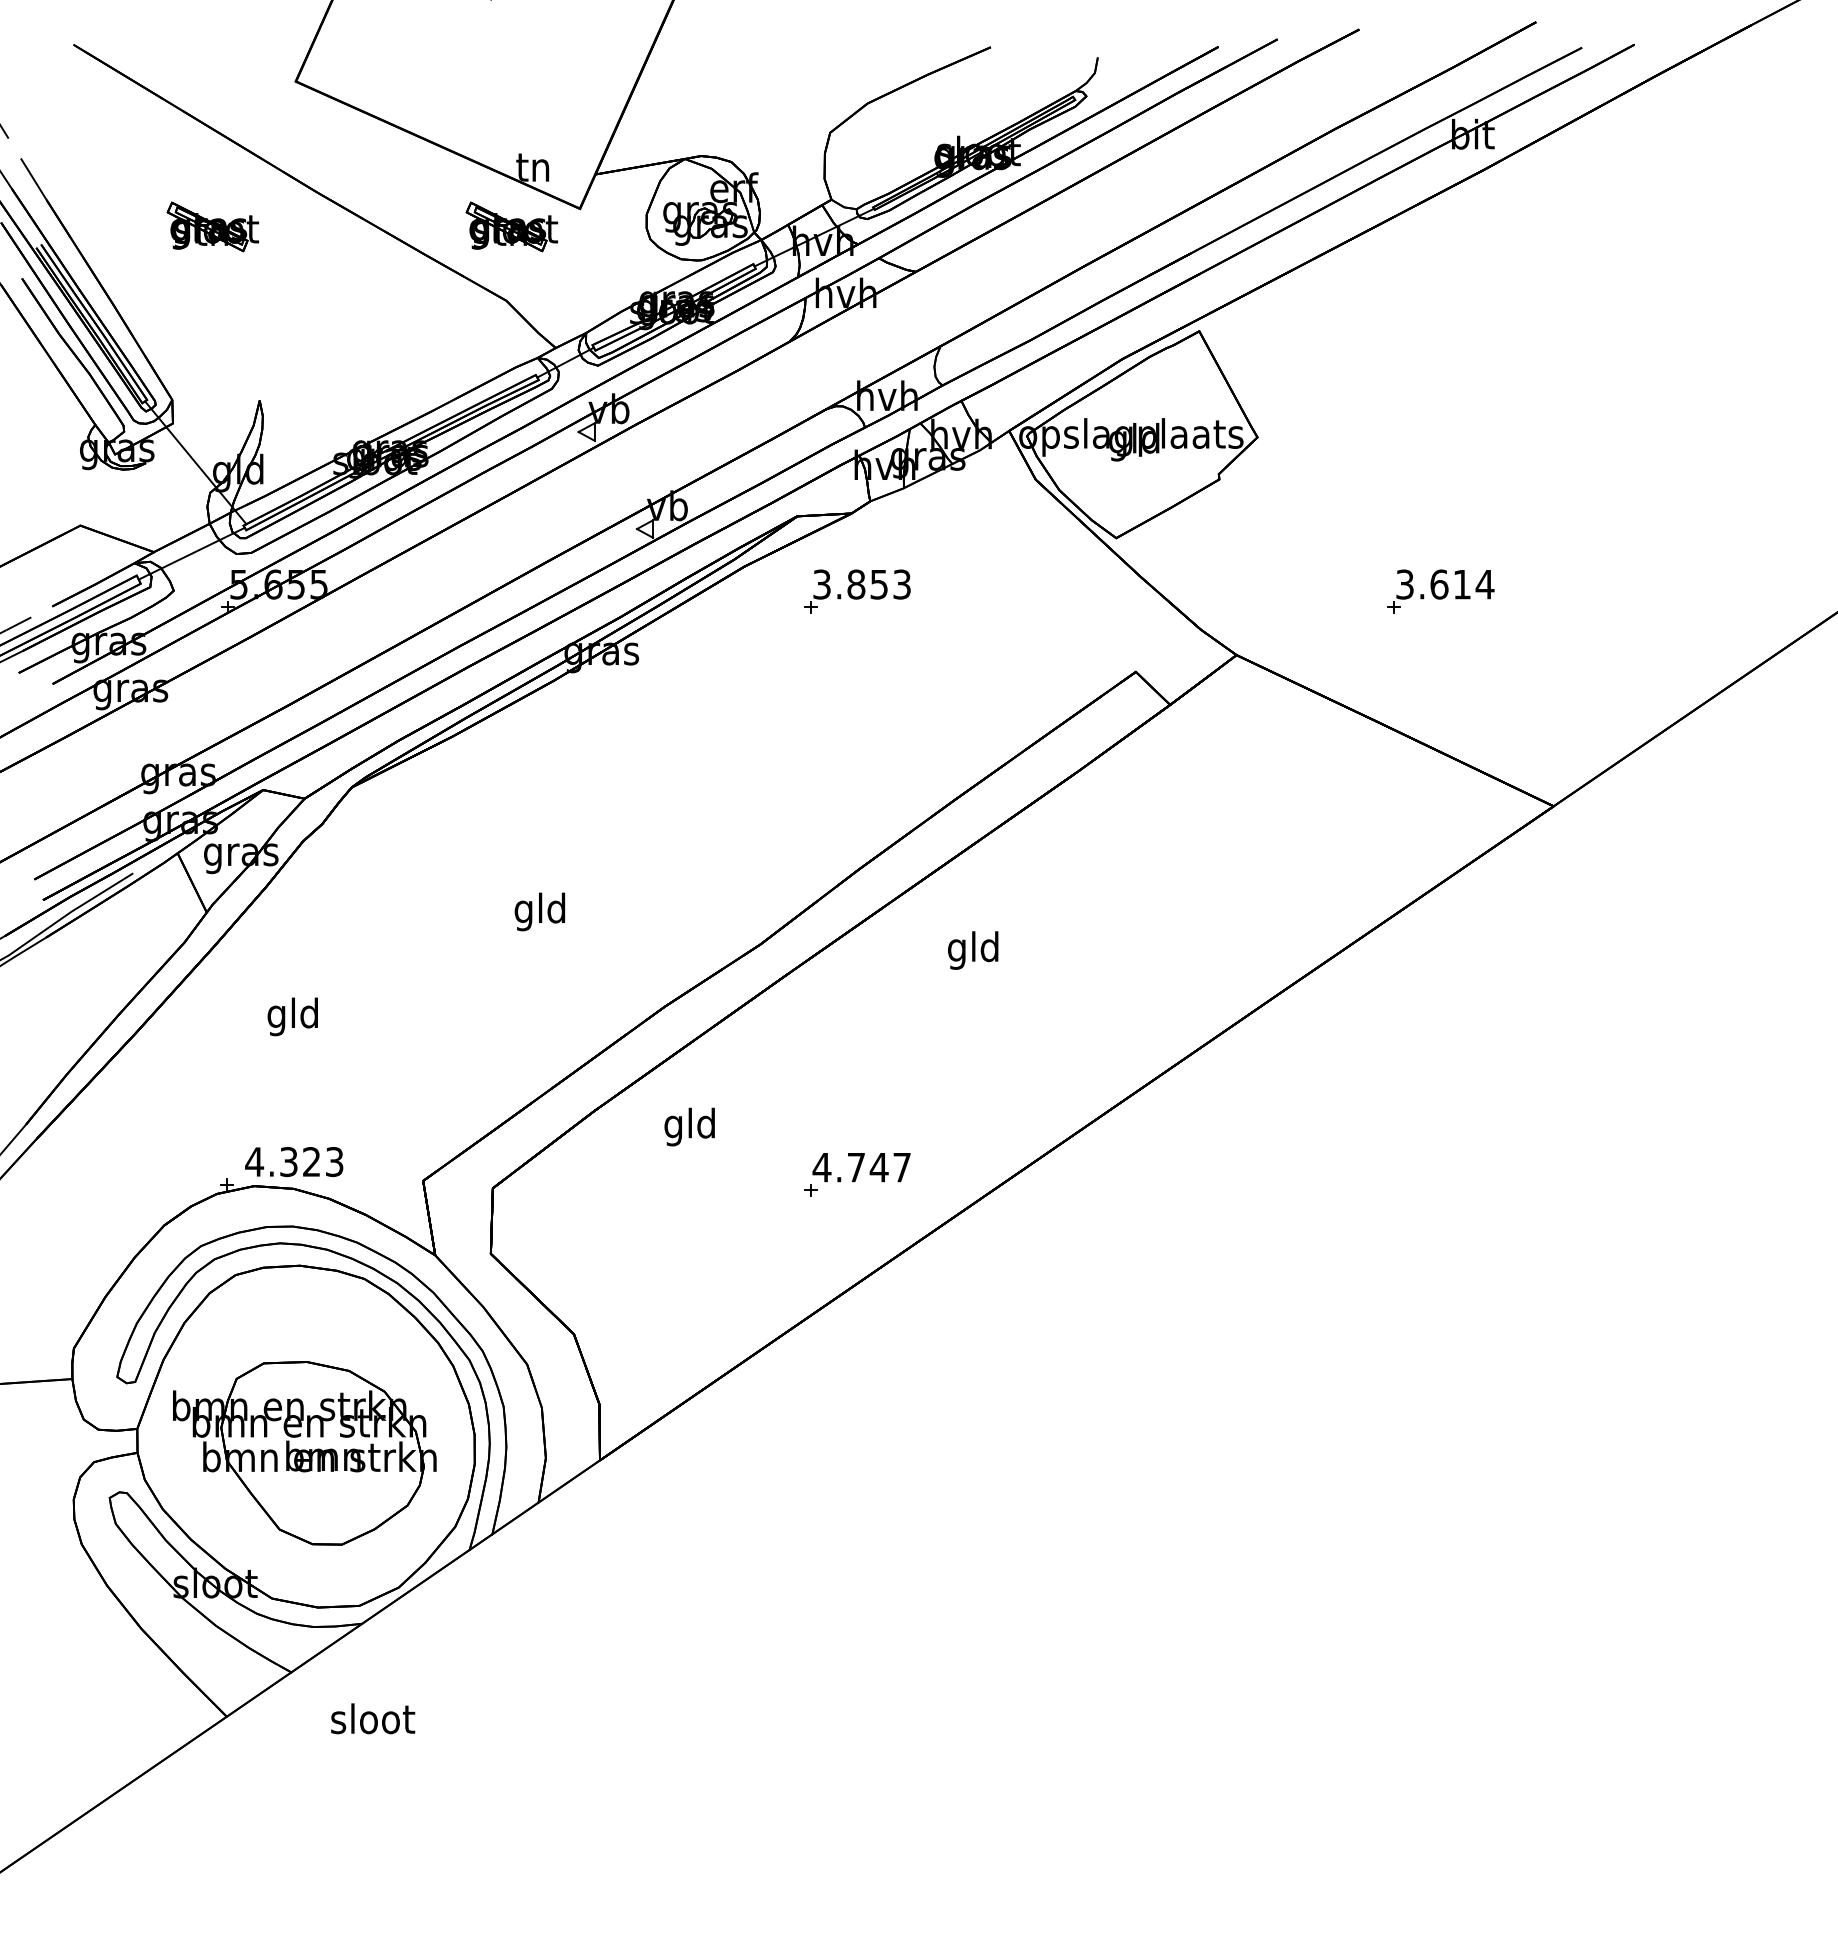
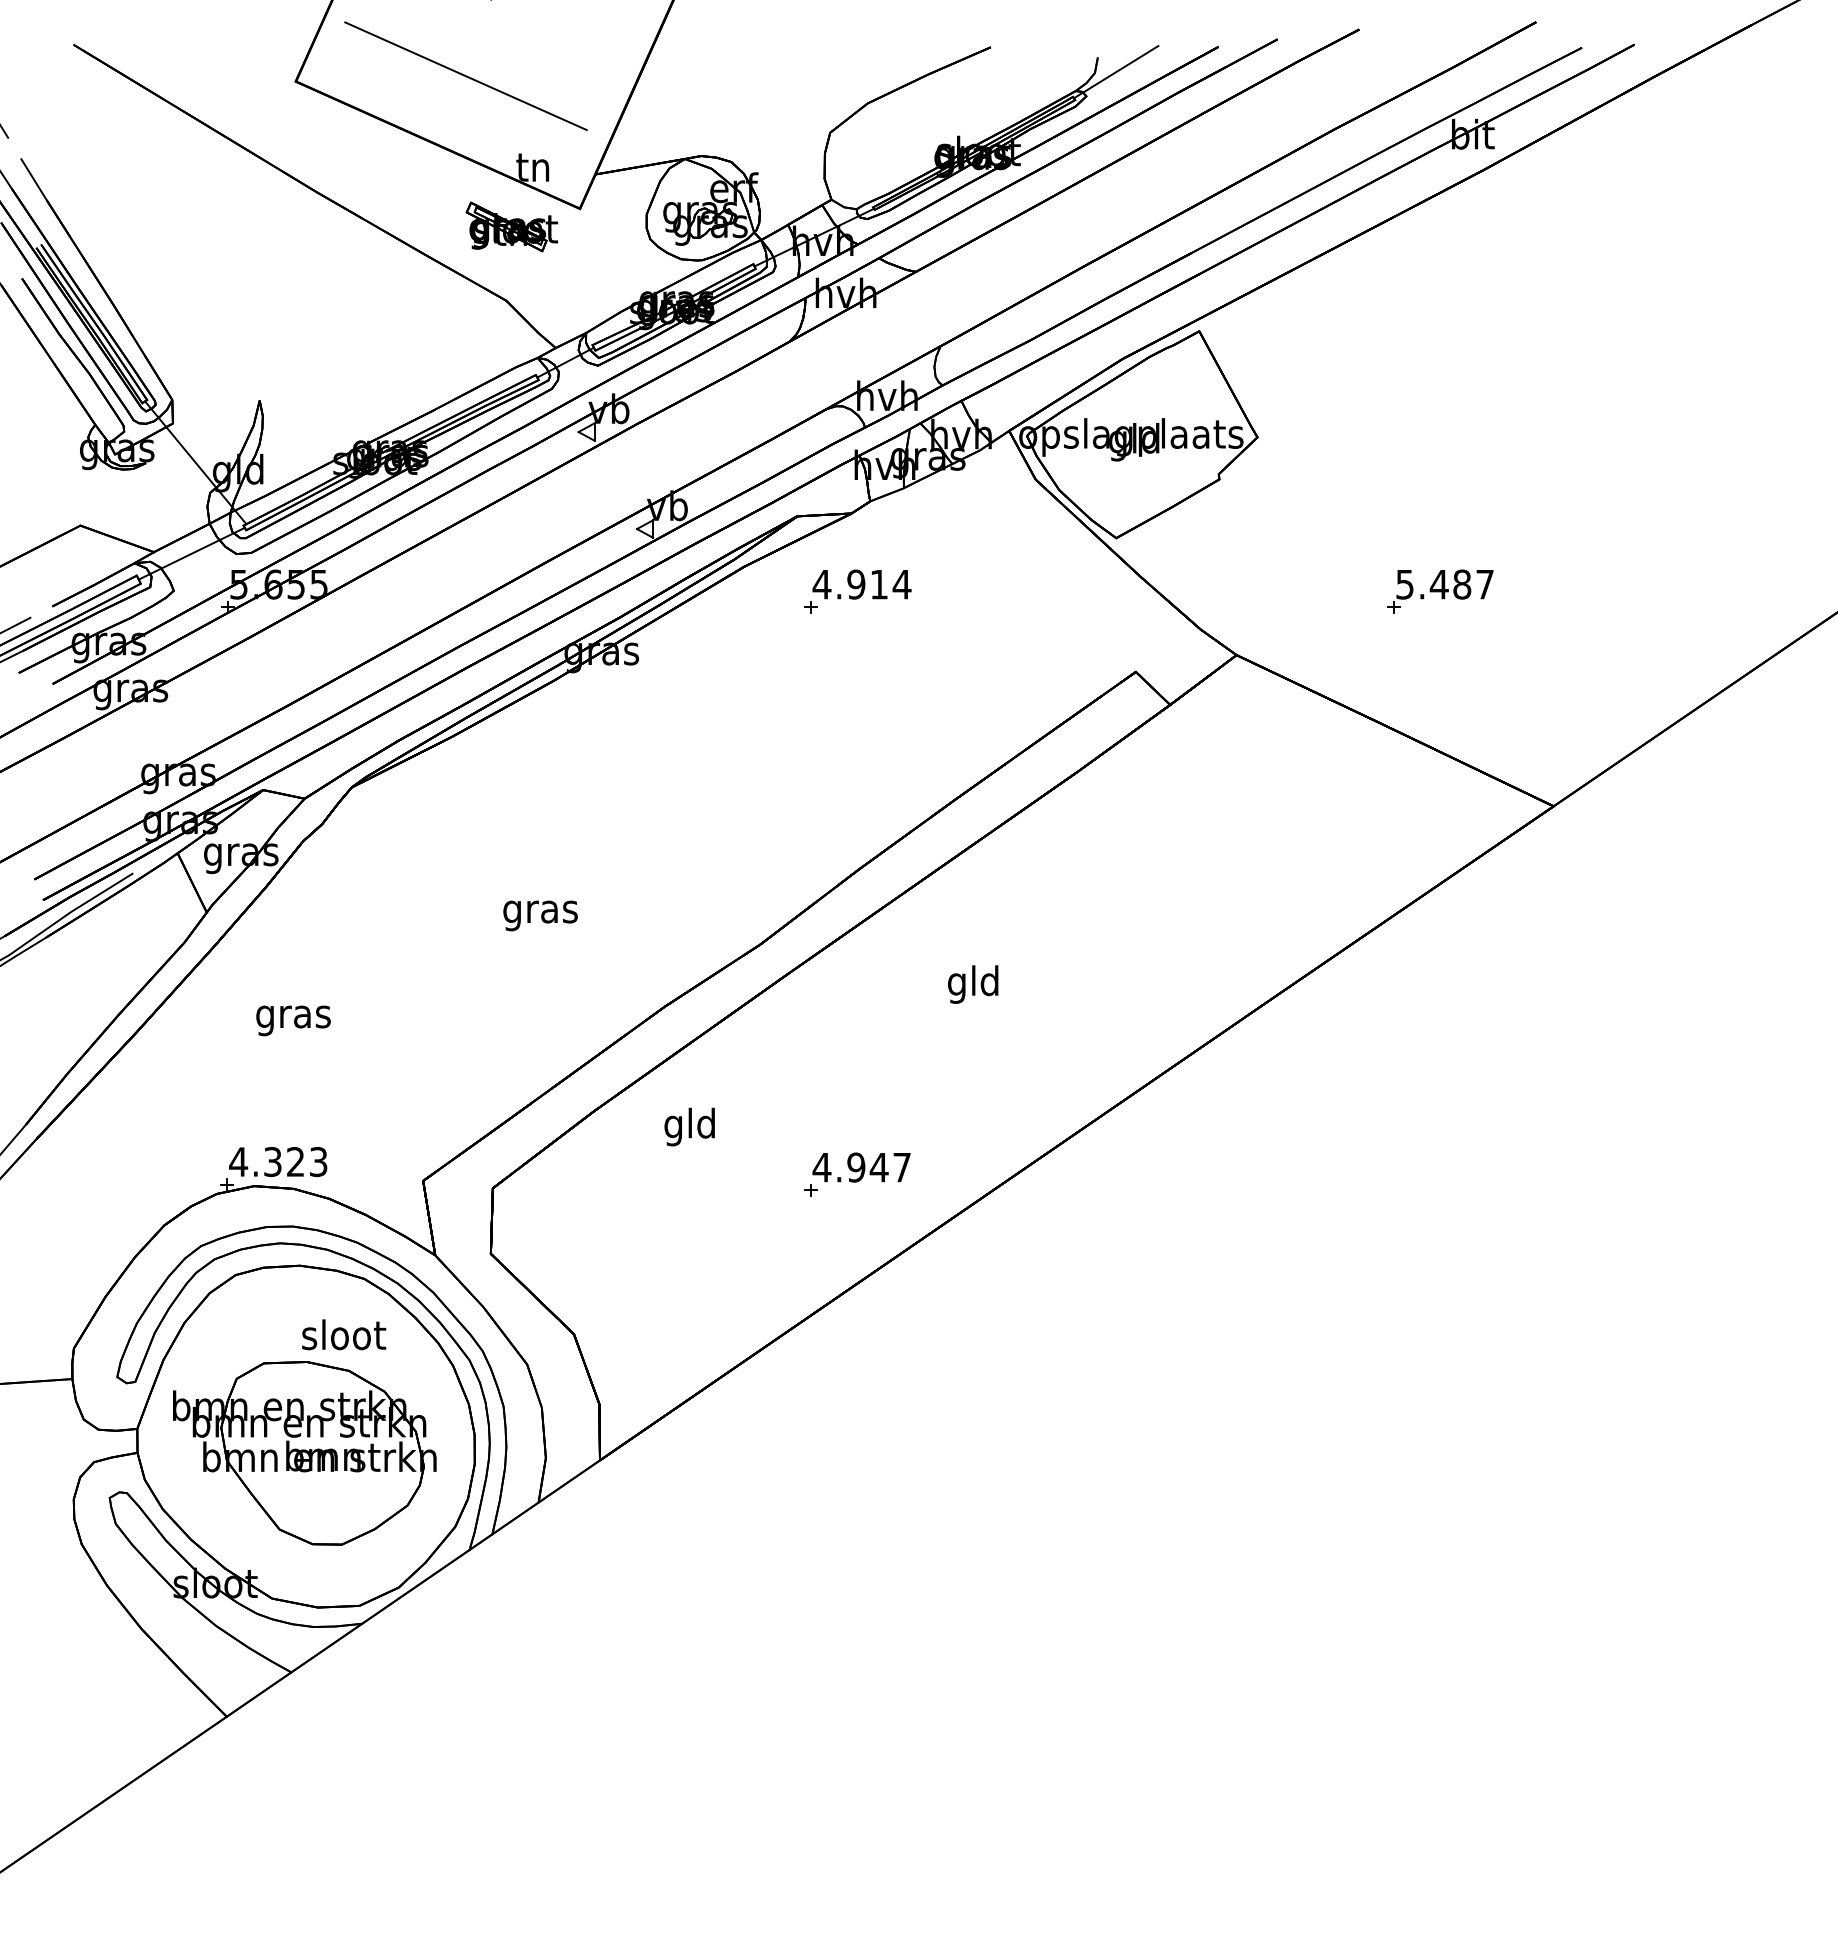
line: none -> present (1115, 72)
line: none -> present (465, 76)
part: present -> none (212, 226)
text: 3.853 -> 4.914 (861, 584)
text: 3.614 -> 5.487 (1445, 584)
text: gld -> gras (540, 911)
text position: (973, 950) -> (973, 984) (973, 984)
text: gld -> gras (293, 1016)
text position: (294, 1162) -> (278, 1162) (278, 1162)
text: 4.747 -> 4.947 (856, 1167)
text position: (373, 1718) -> (344, 1334) (344, 1334)
